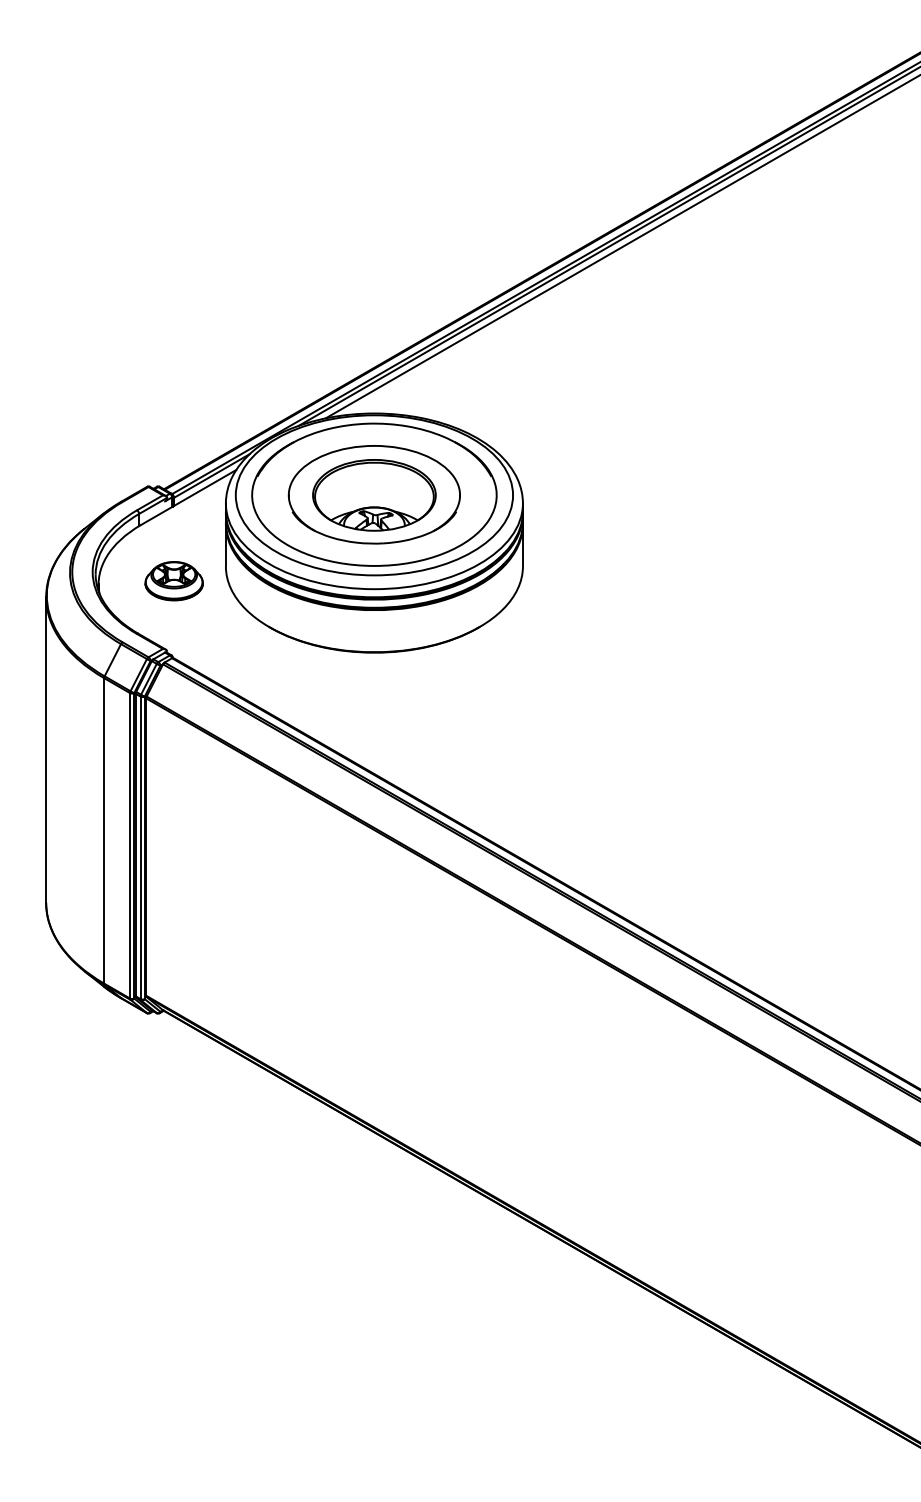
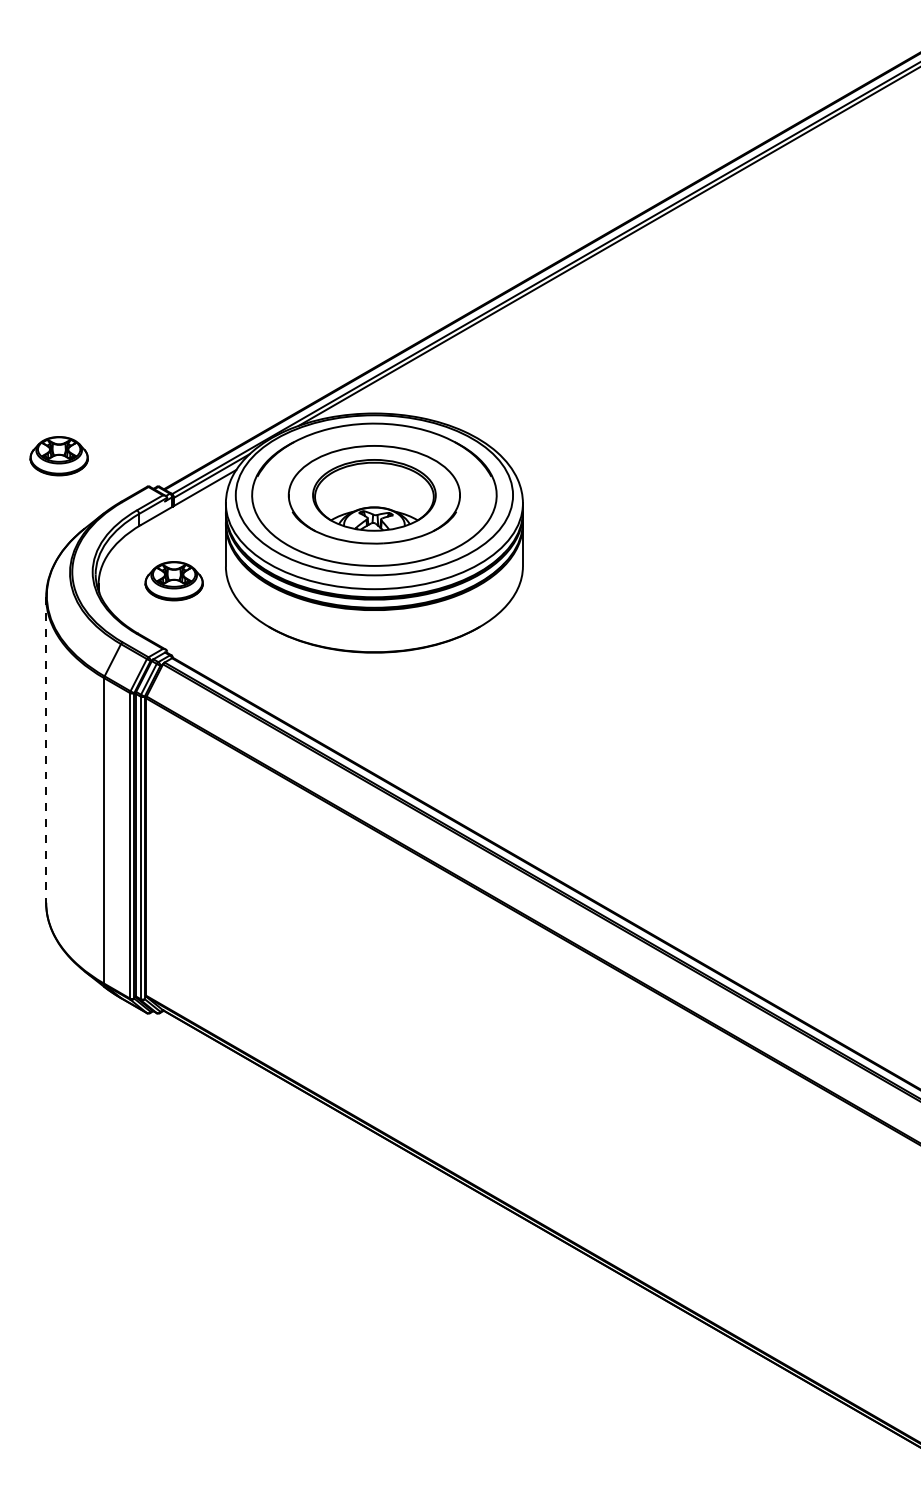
line: present -> none (621, 247)
part: none -> present (58, 456)
line: solid -> dashed (46, 750)
